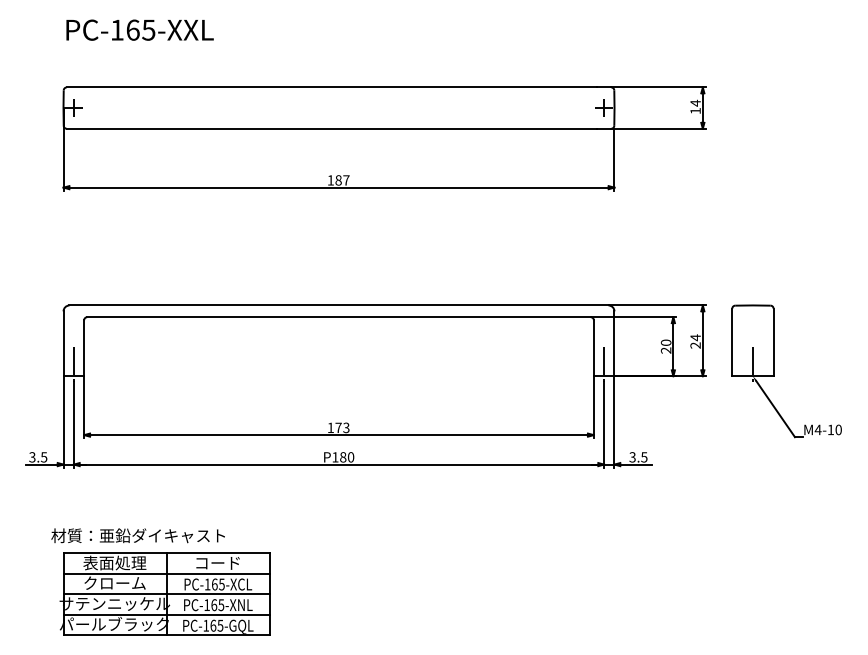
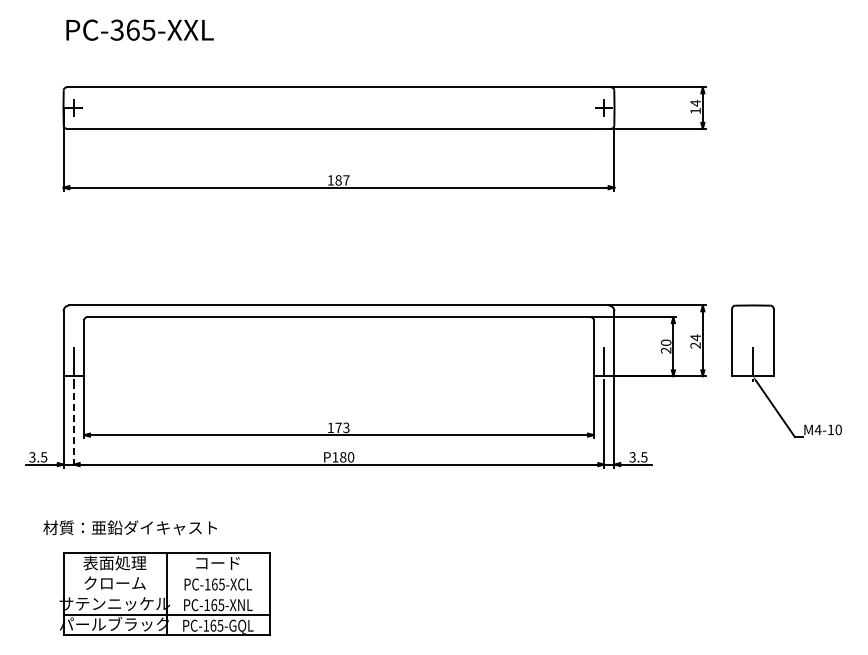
text: PC-165-XXL -> PC-365-XXL (116, 29)
line: solid -> dashed (73, 424)
text position: (137, 535) -> (129, 527) (129, 527)
line: present -> none (166, 573)
line: present -> none (166, 594)
